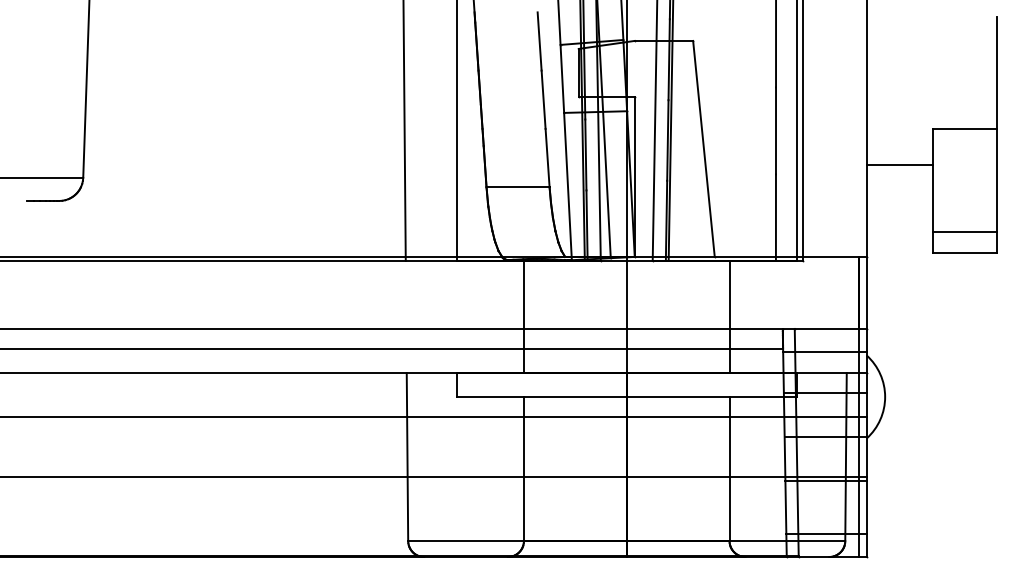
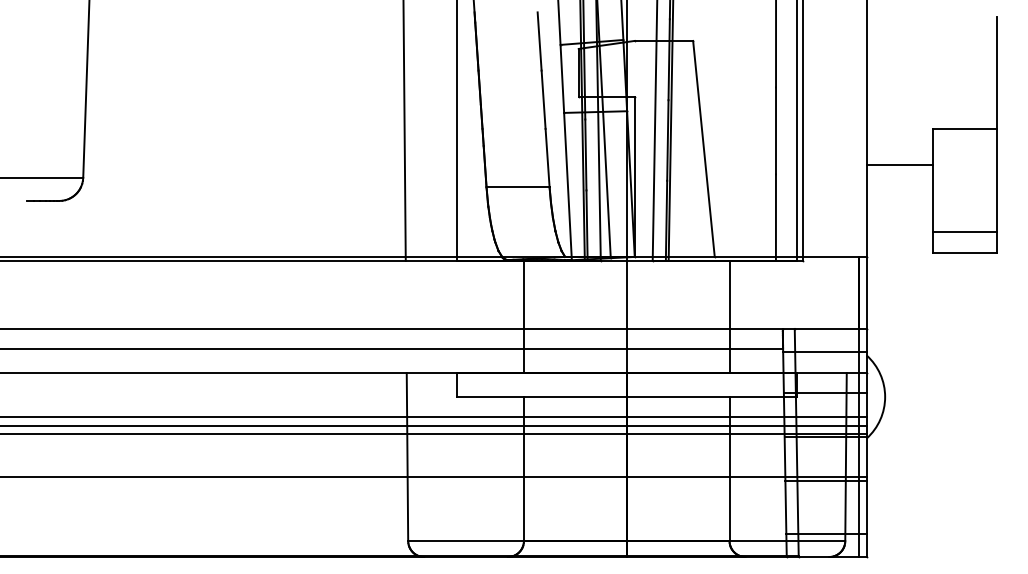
line: none -> present (434, 426)
line: none -> present (434, 434)
